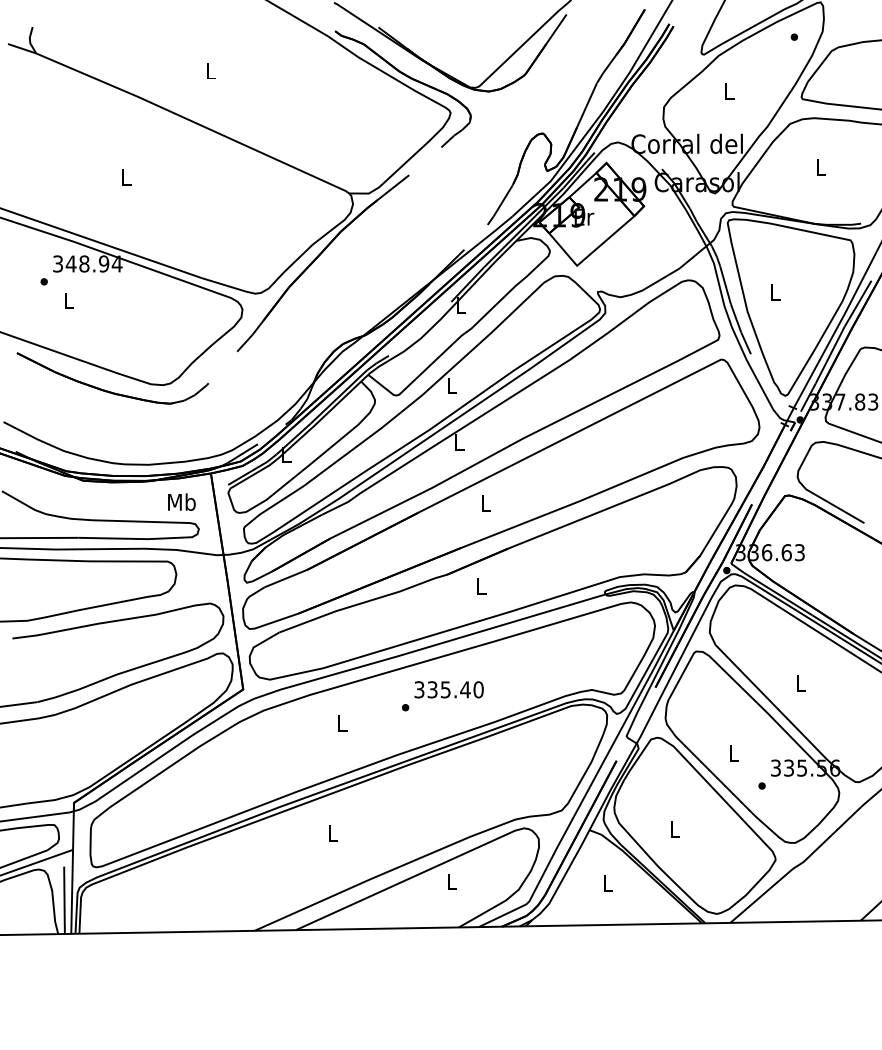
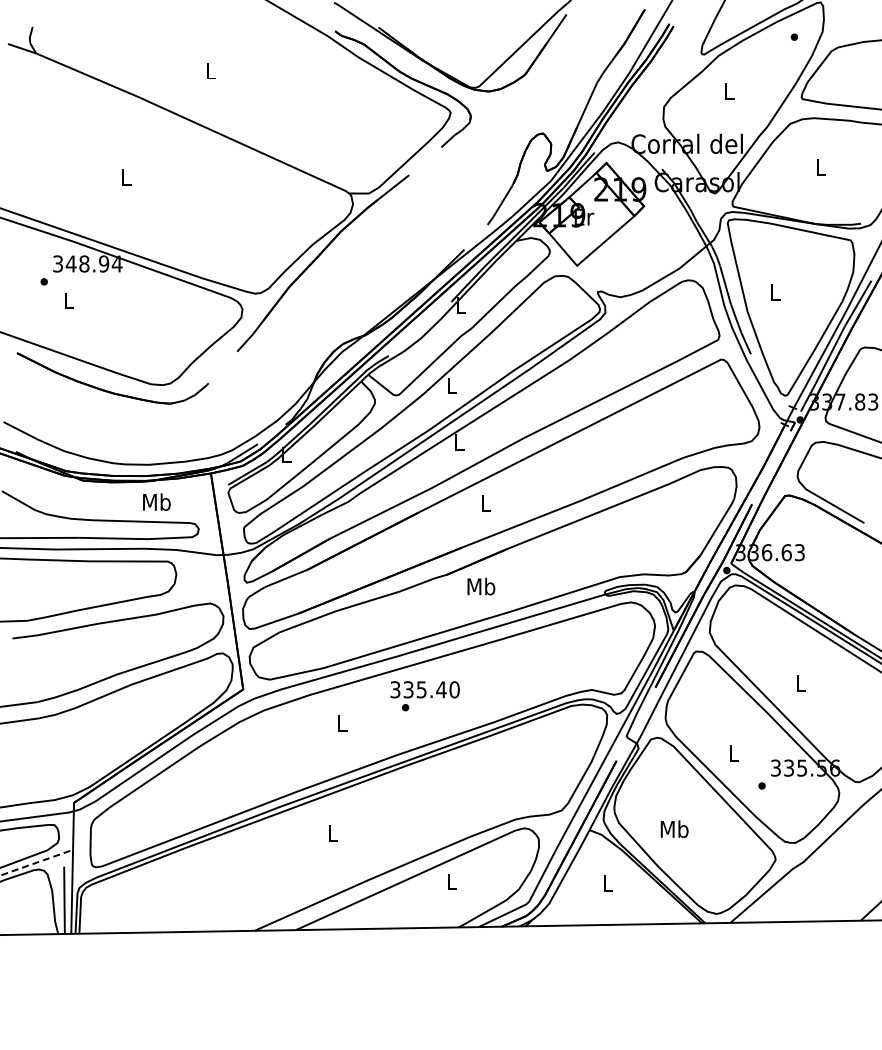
text position: (181, 501) -> (156, 501) (156, 501)
text: L -> Mb (481, 586)
text position: (448, 689) -> (424, 689) (424, 689)
text: L -> Mb (674, 828)
line: solid -> dashed (37, 862)
